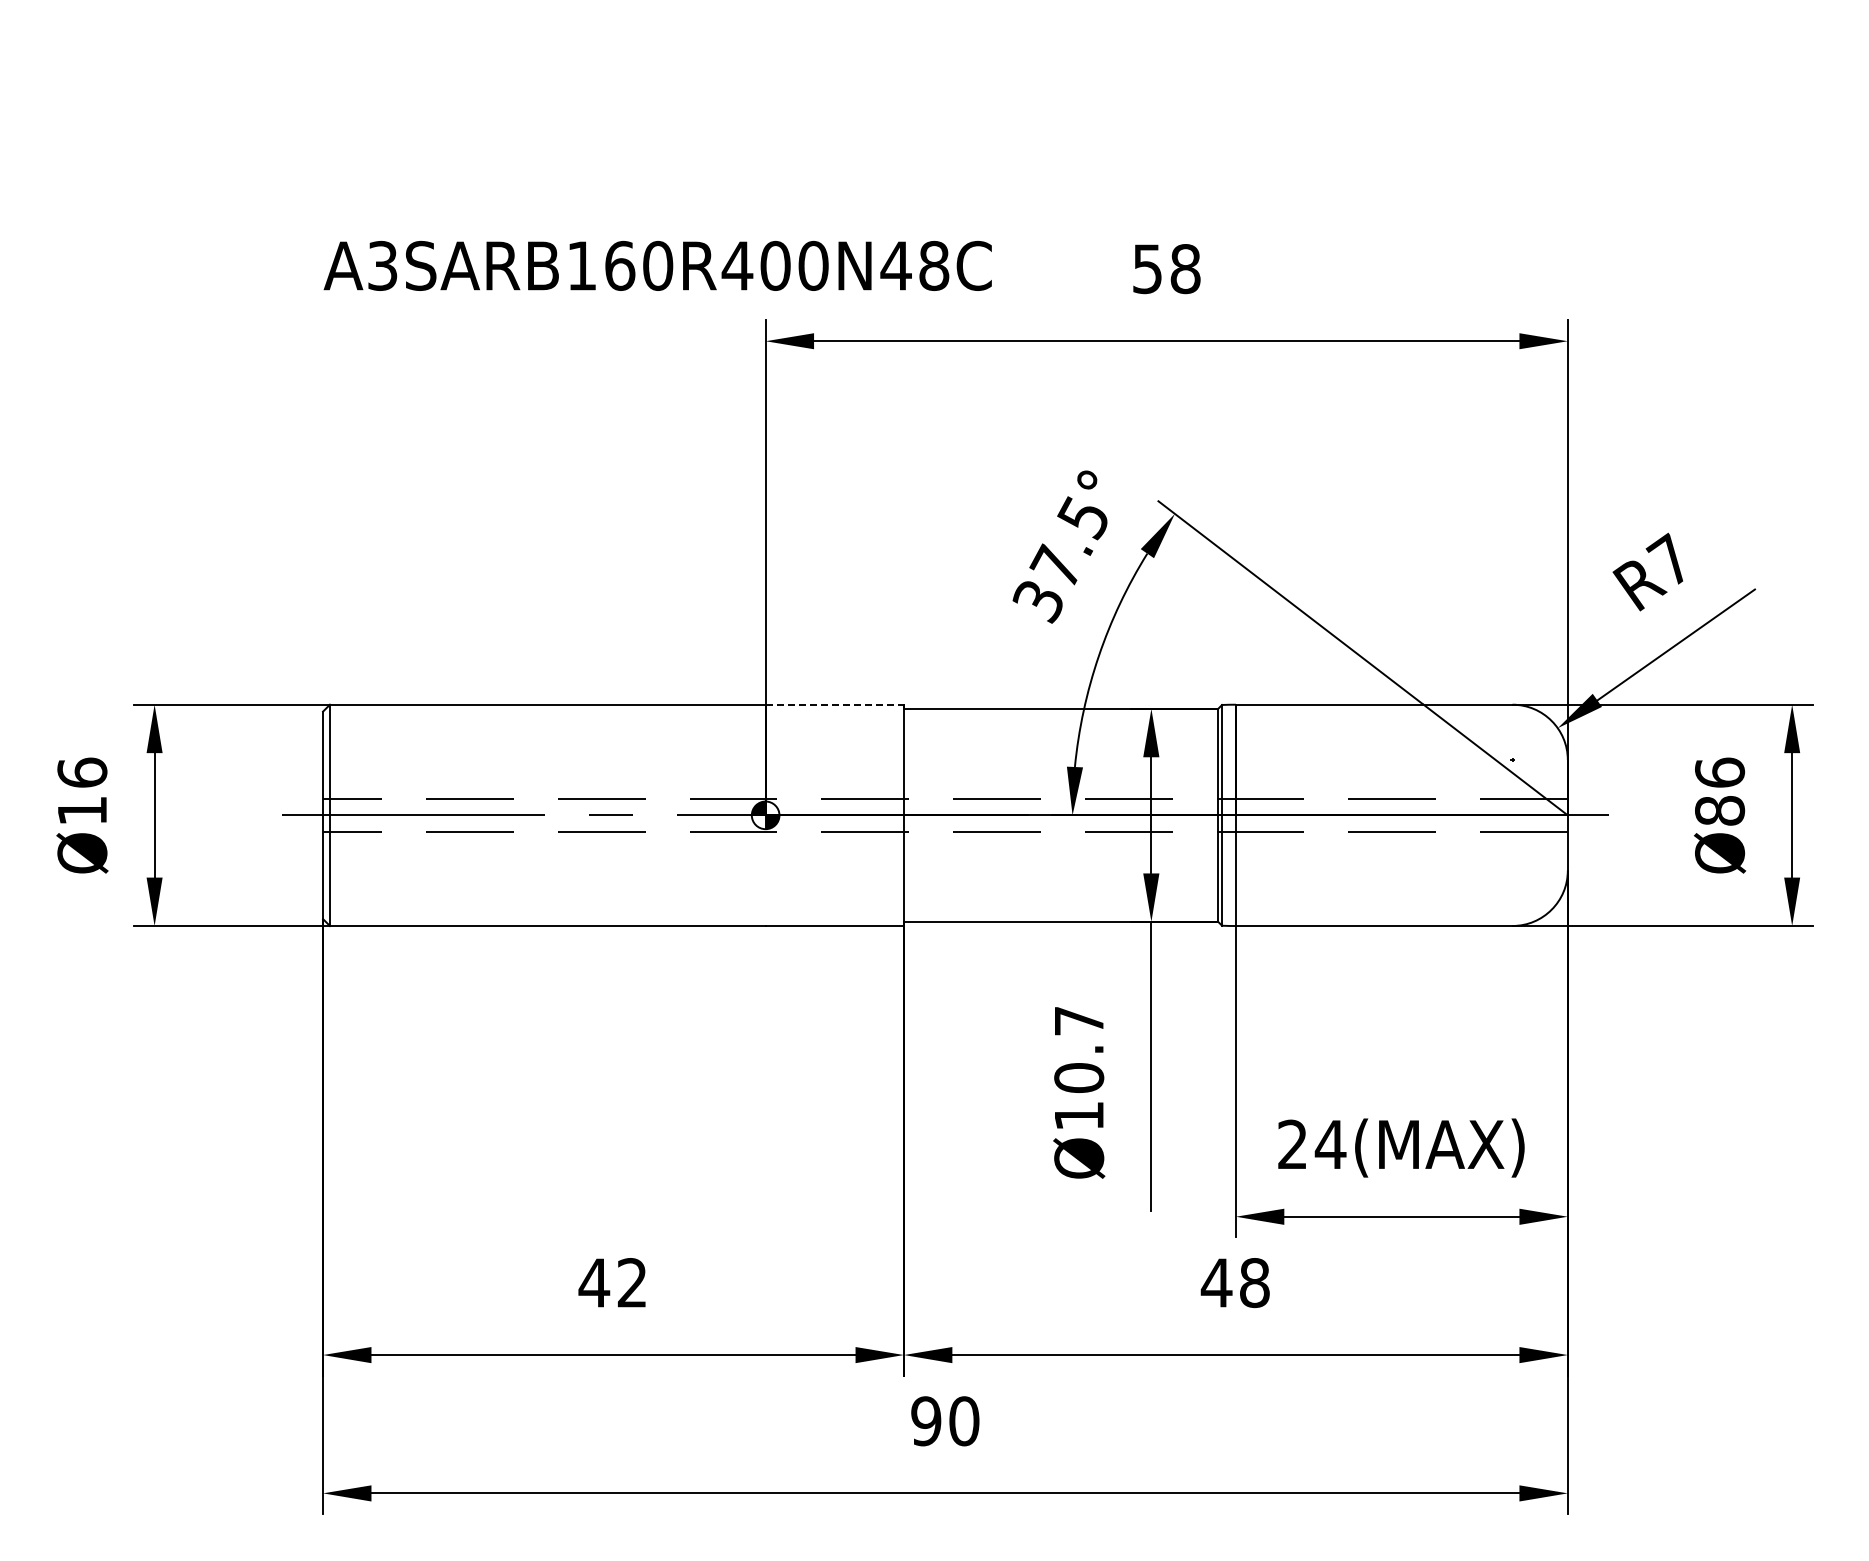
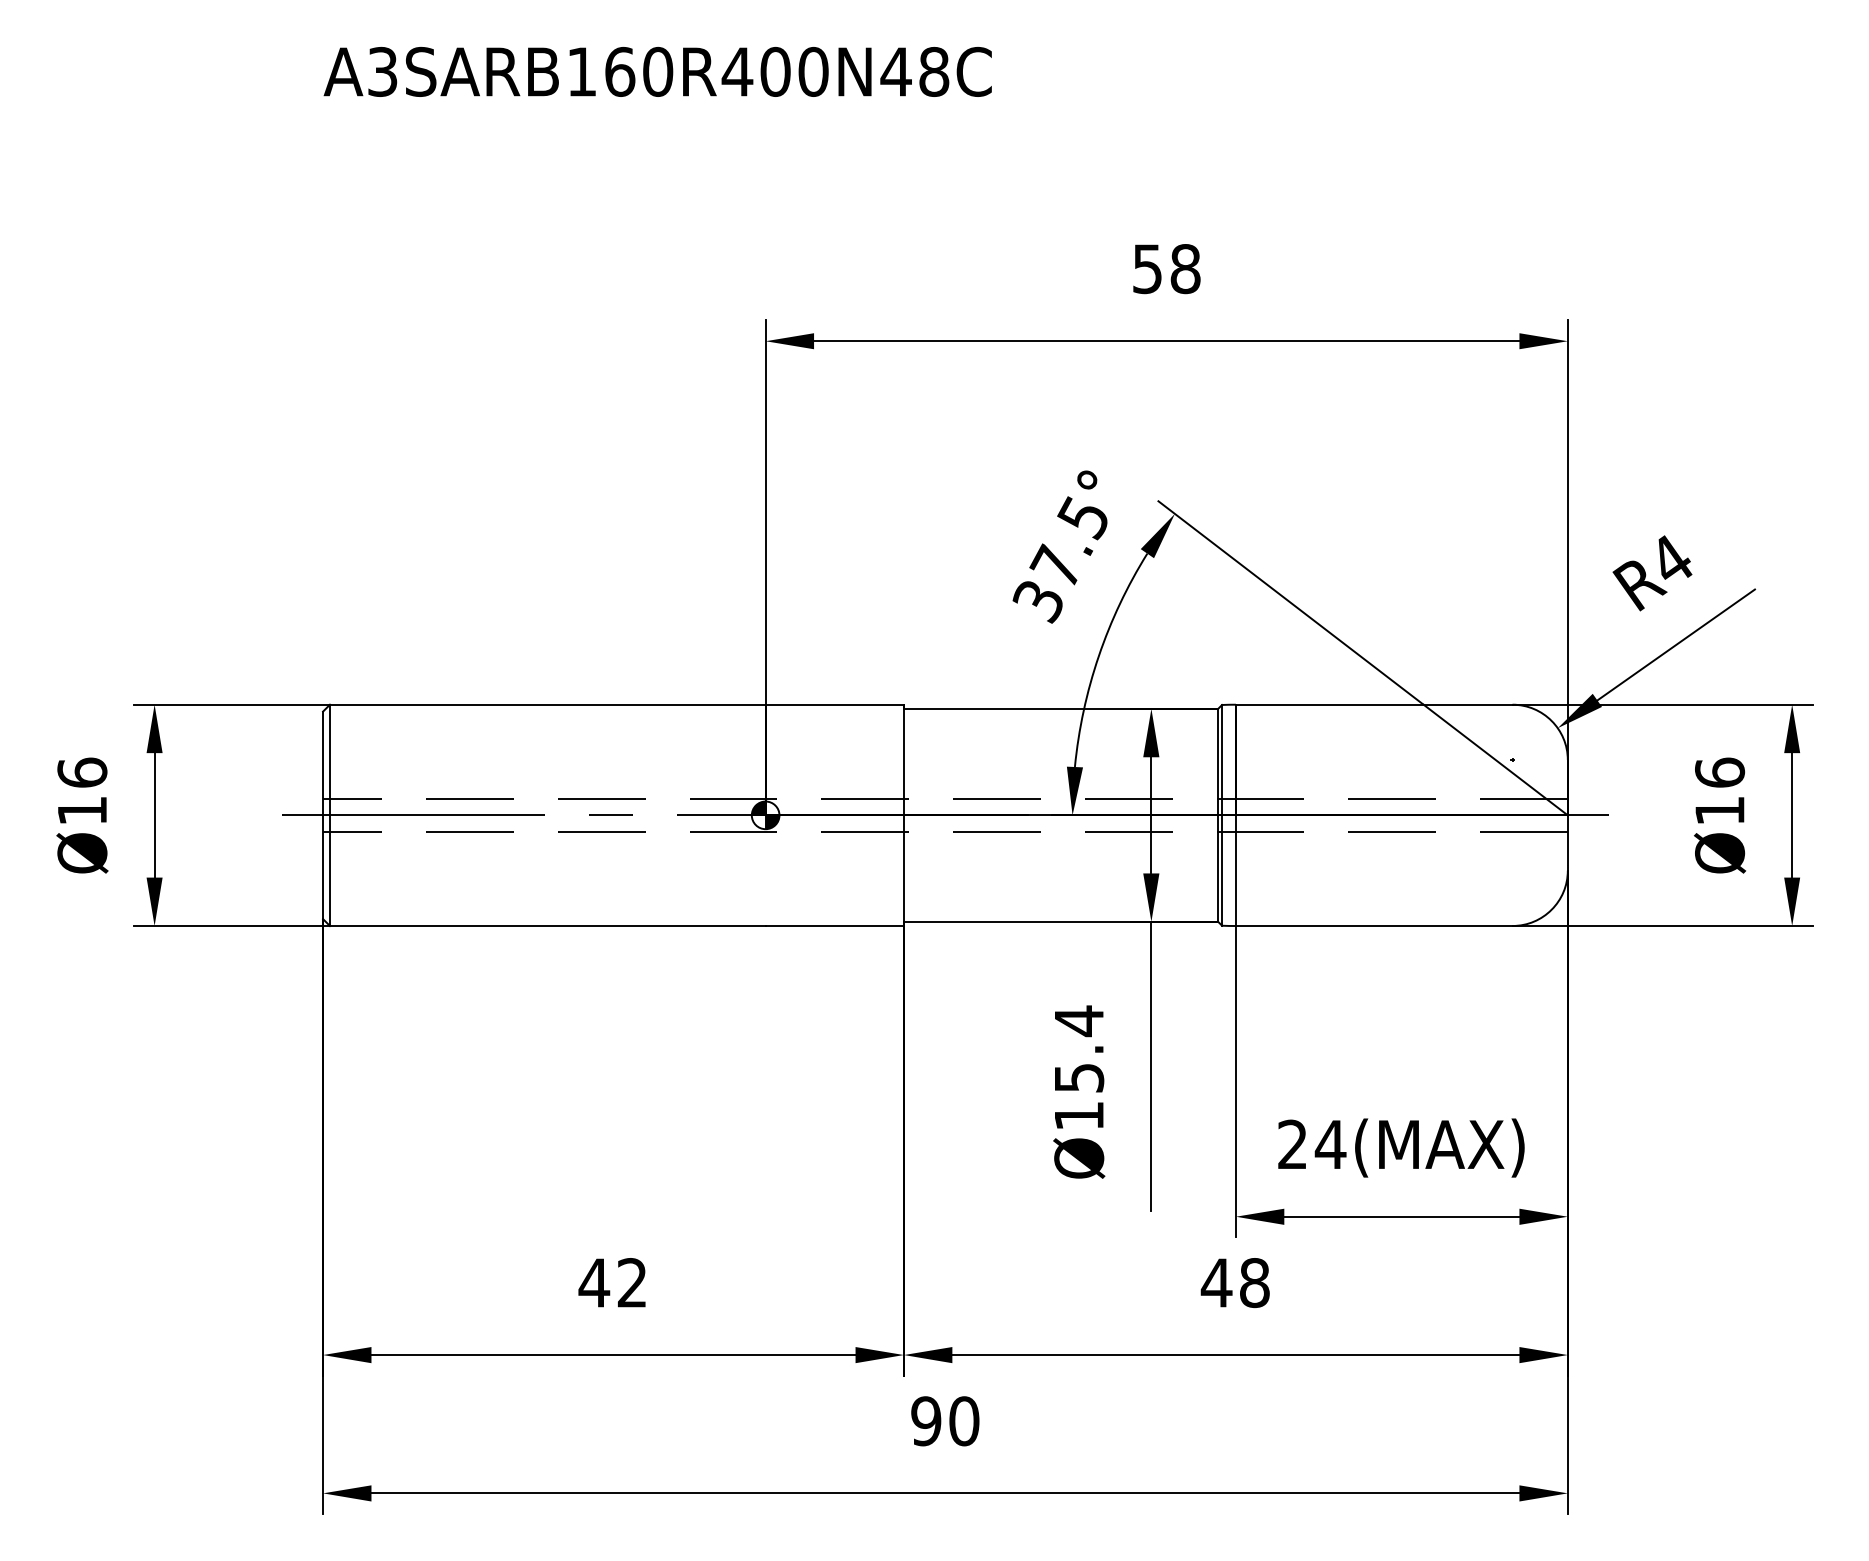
text position: (657, 265) -> (657, 71) (657, 71)
text: R7 -> R4 (1668, 558)
line: dashed -> solid (835, 704)
text: Ø86 -> Ø16 (1720, 810)
text: Ø10.7 -> Ø15.4 (1079, 1048)
